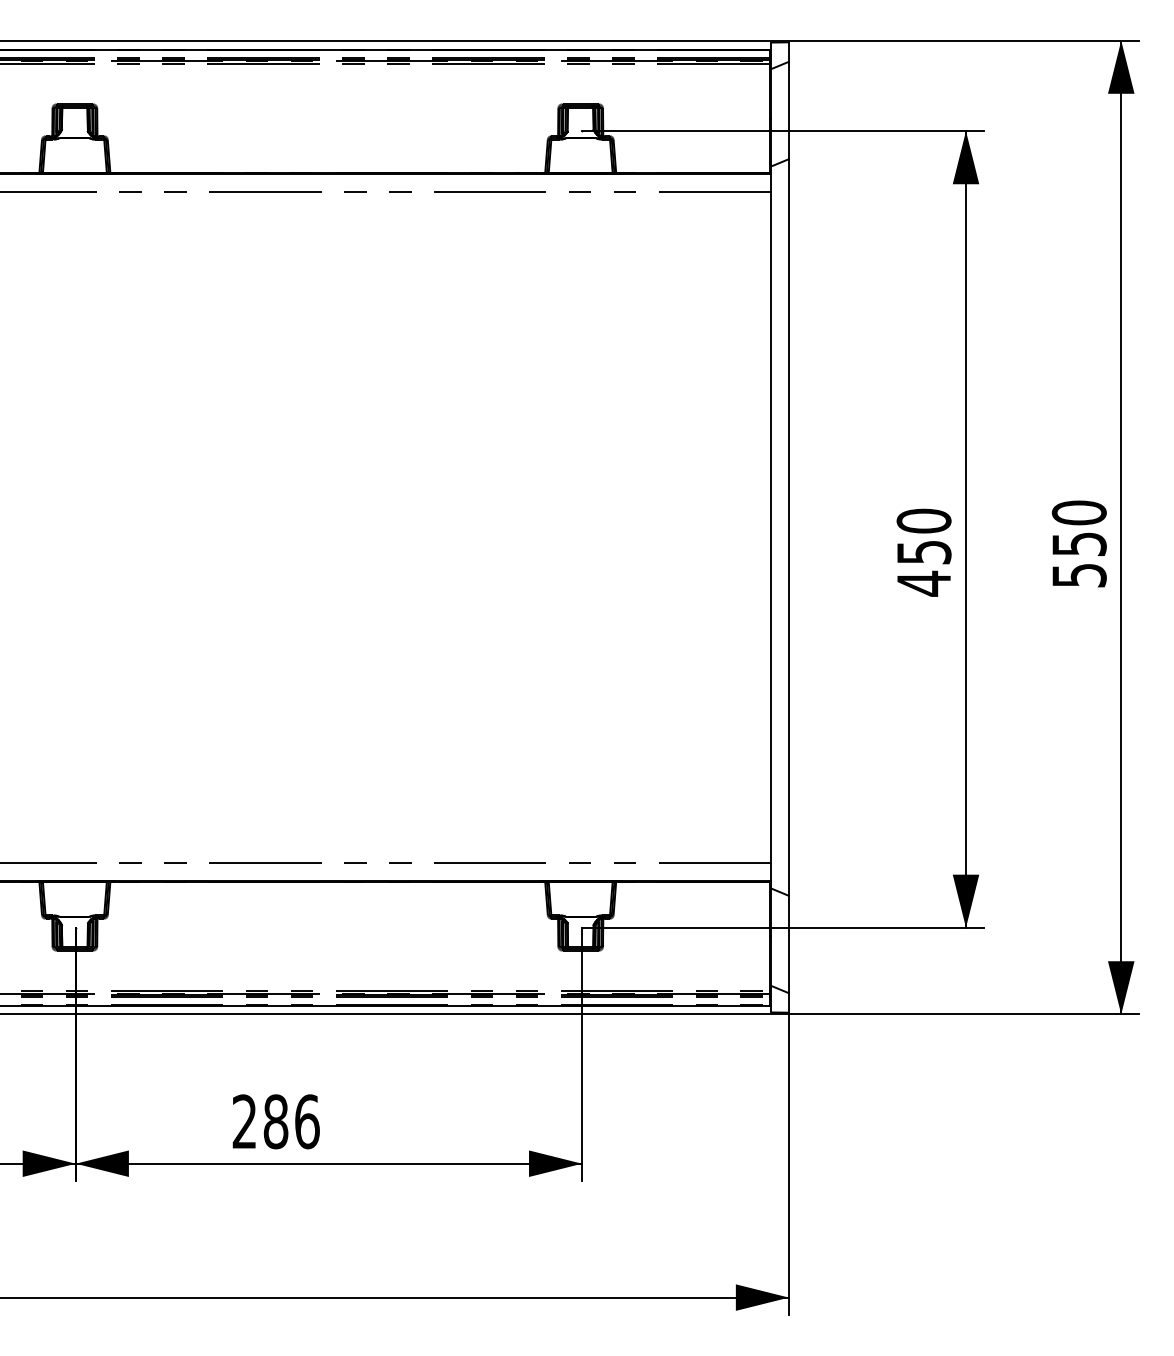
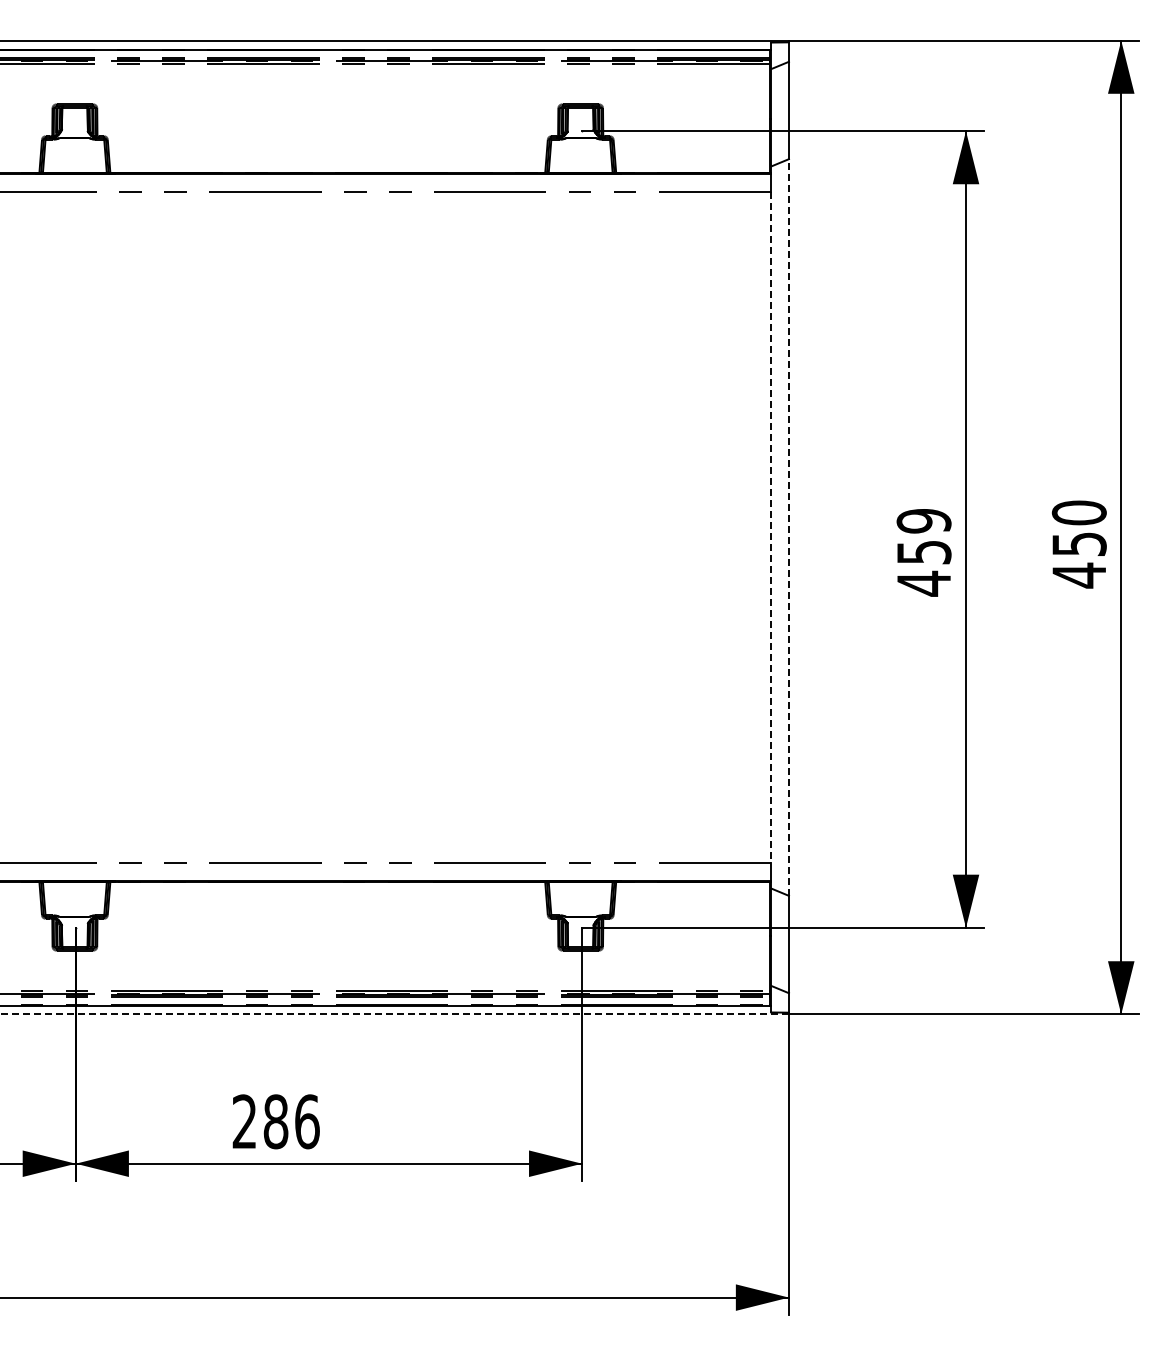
text: 450 -> 459 (923, 520)
line: solid -> dashed (788, 527)
line: solid -> dashed (771, 528)
text: 550 -> 450 (1079, 575)
line: solid -> dashed (394, 1014)
